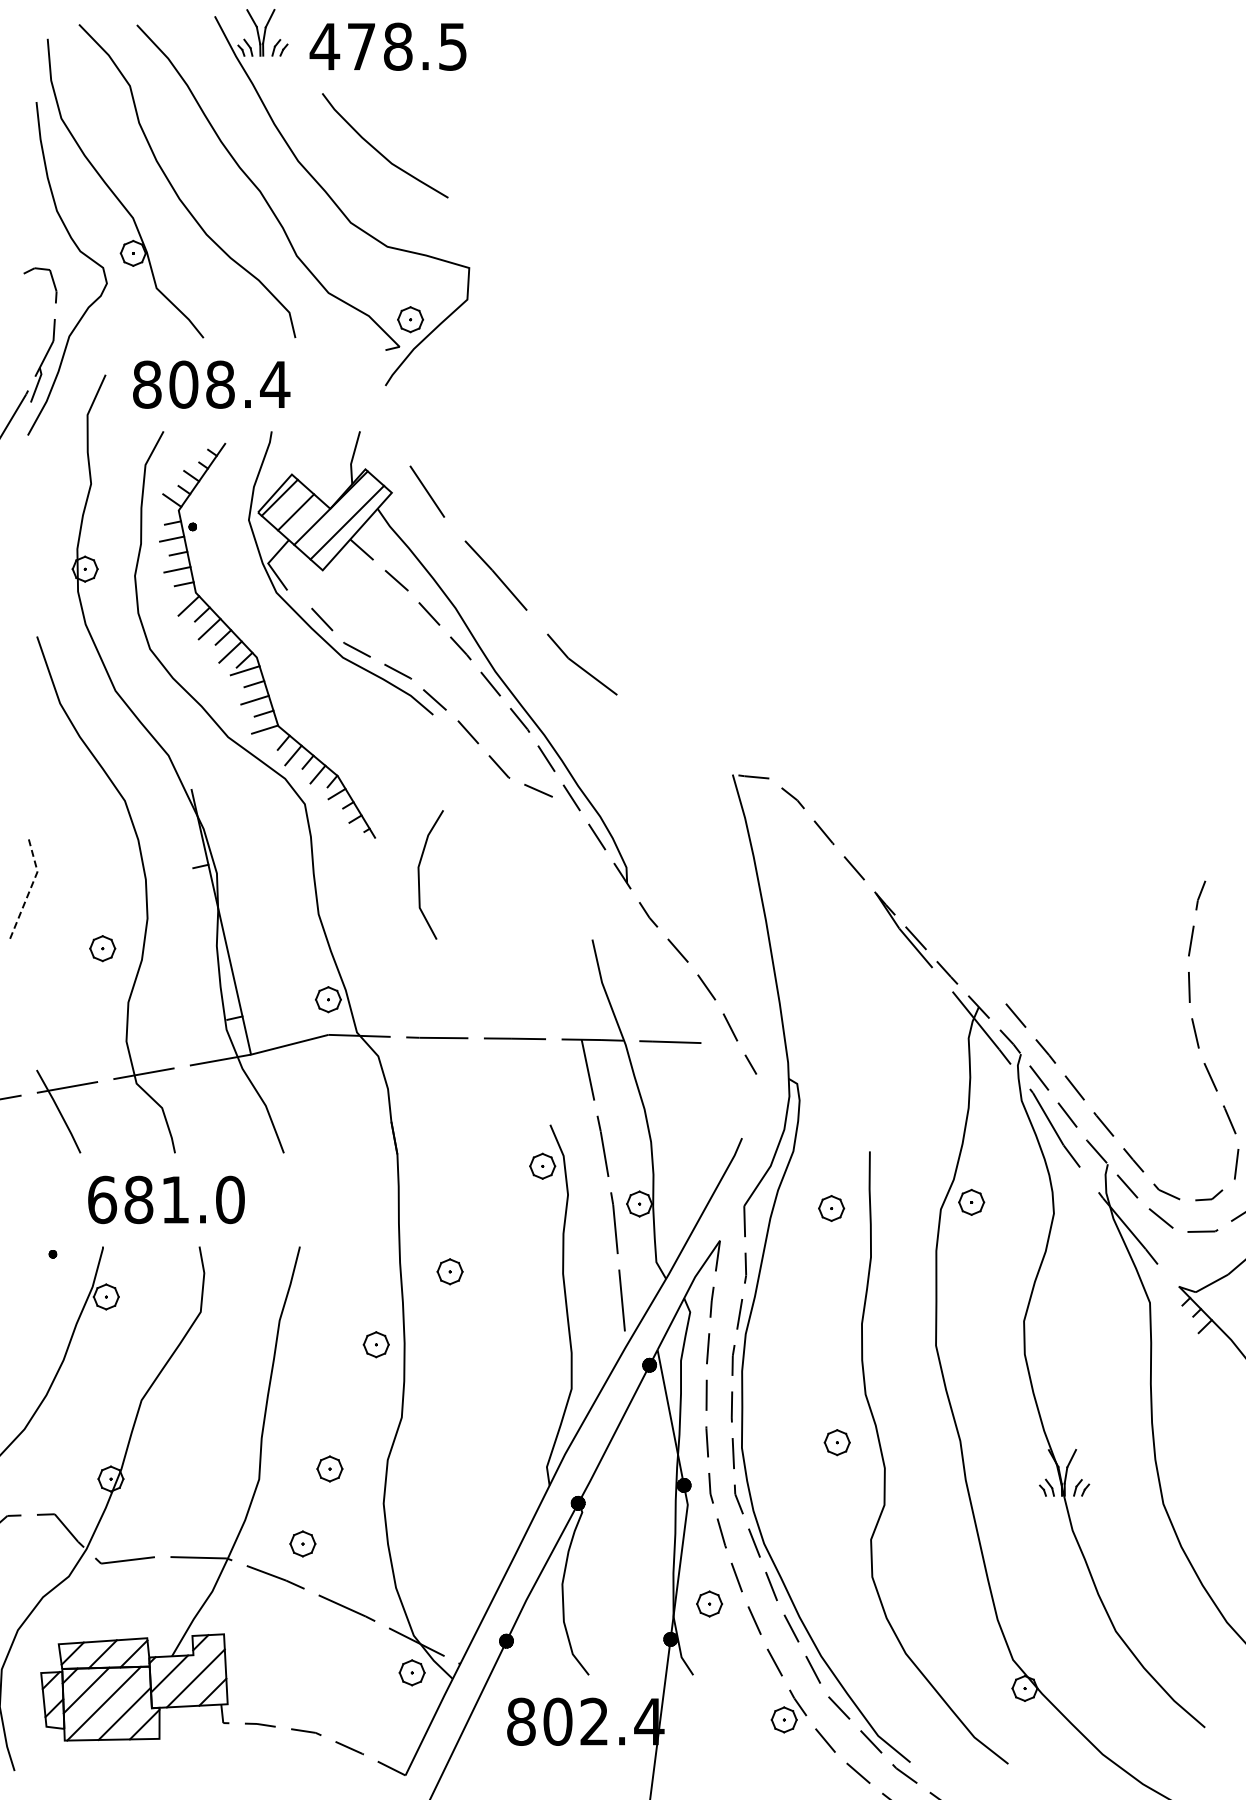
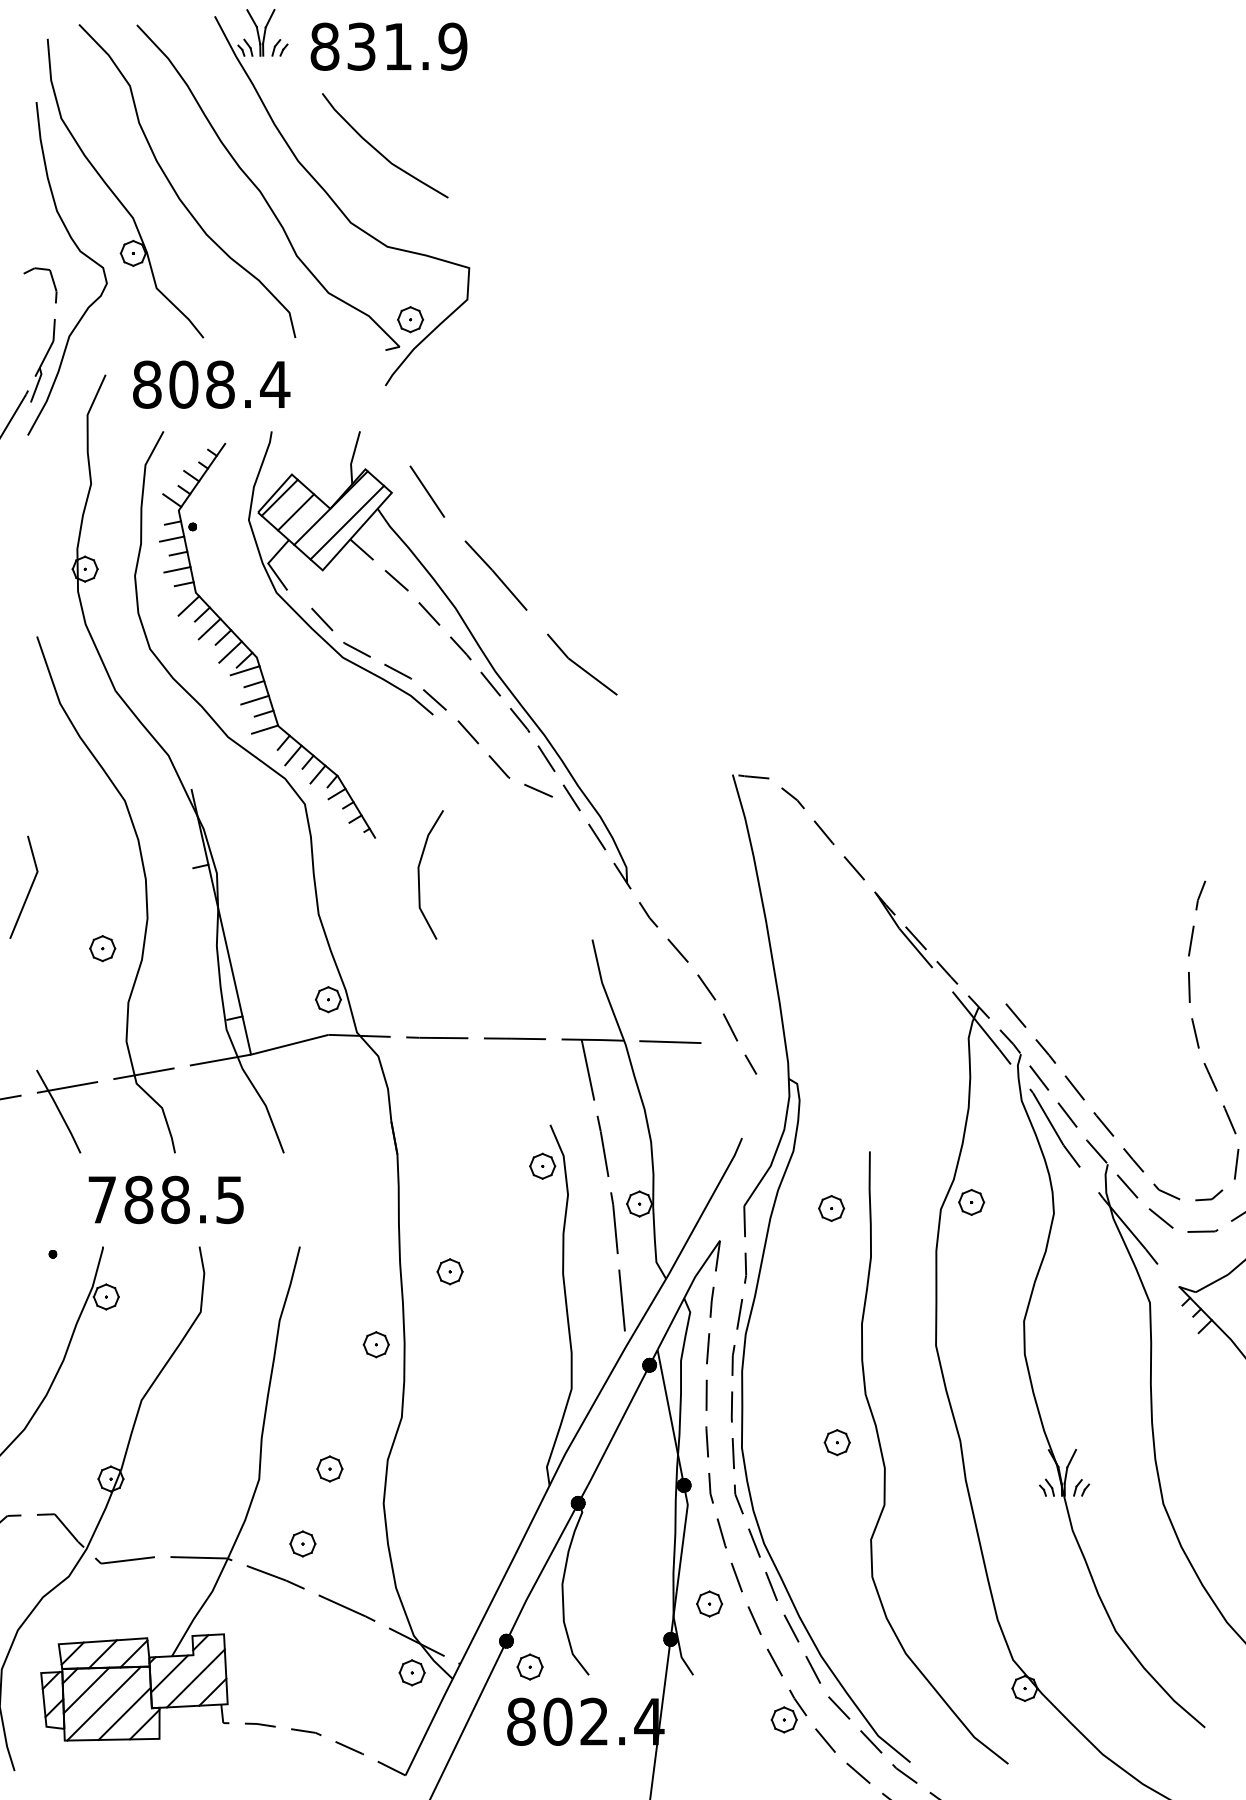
text: 478.5 -> 831.9 (388, 46)
line: dashed -> solid (31, 887)
text: 681.0 -> 788.5 (166, 1199)
part: none -> present (529, 1666)
